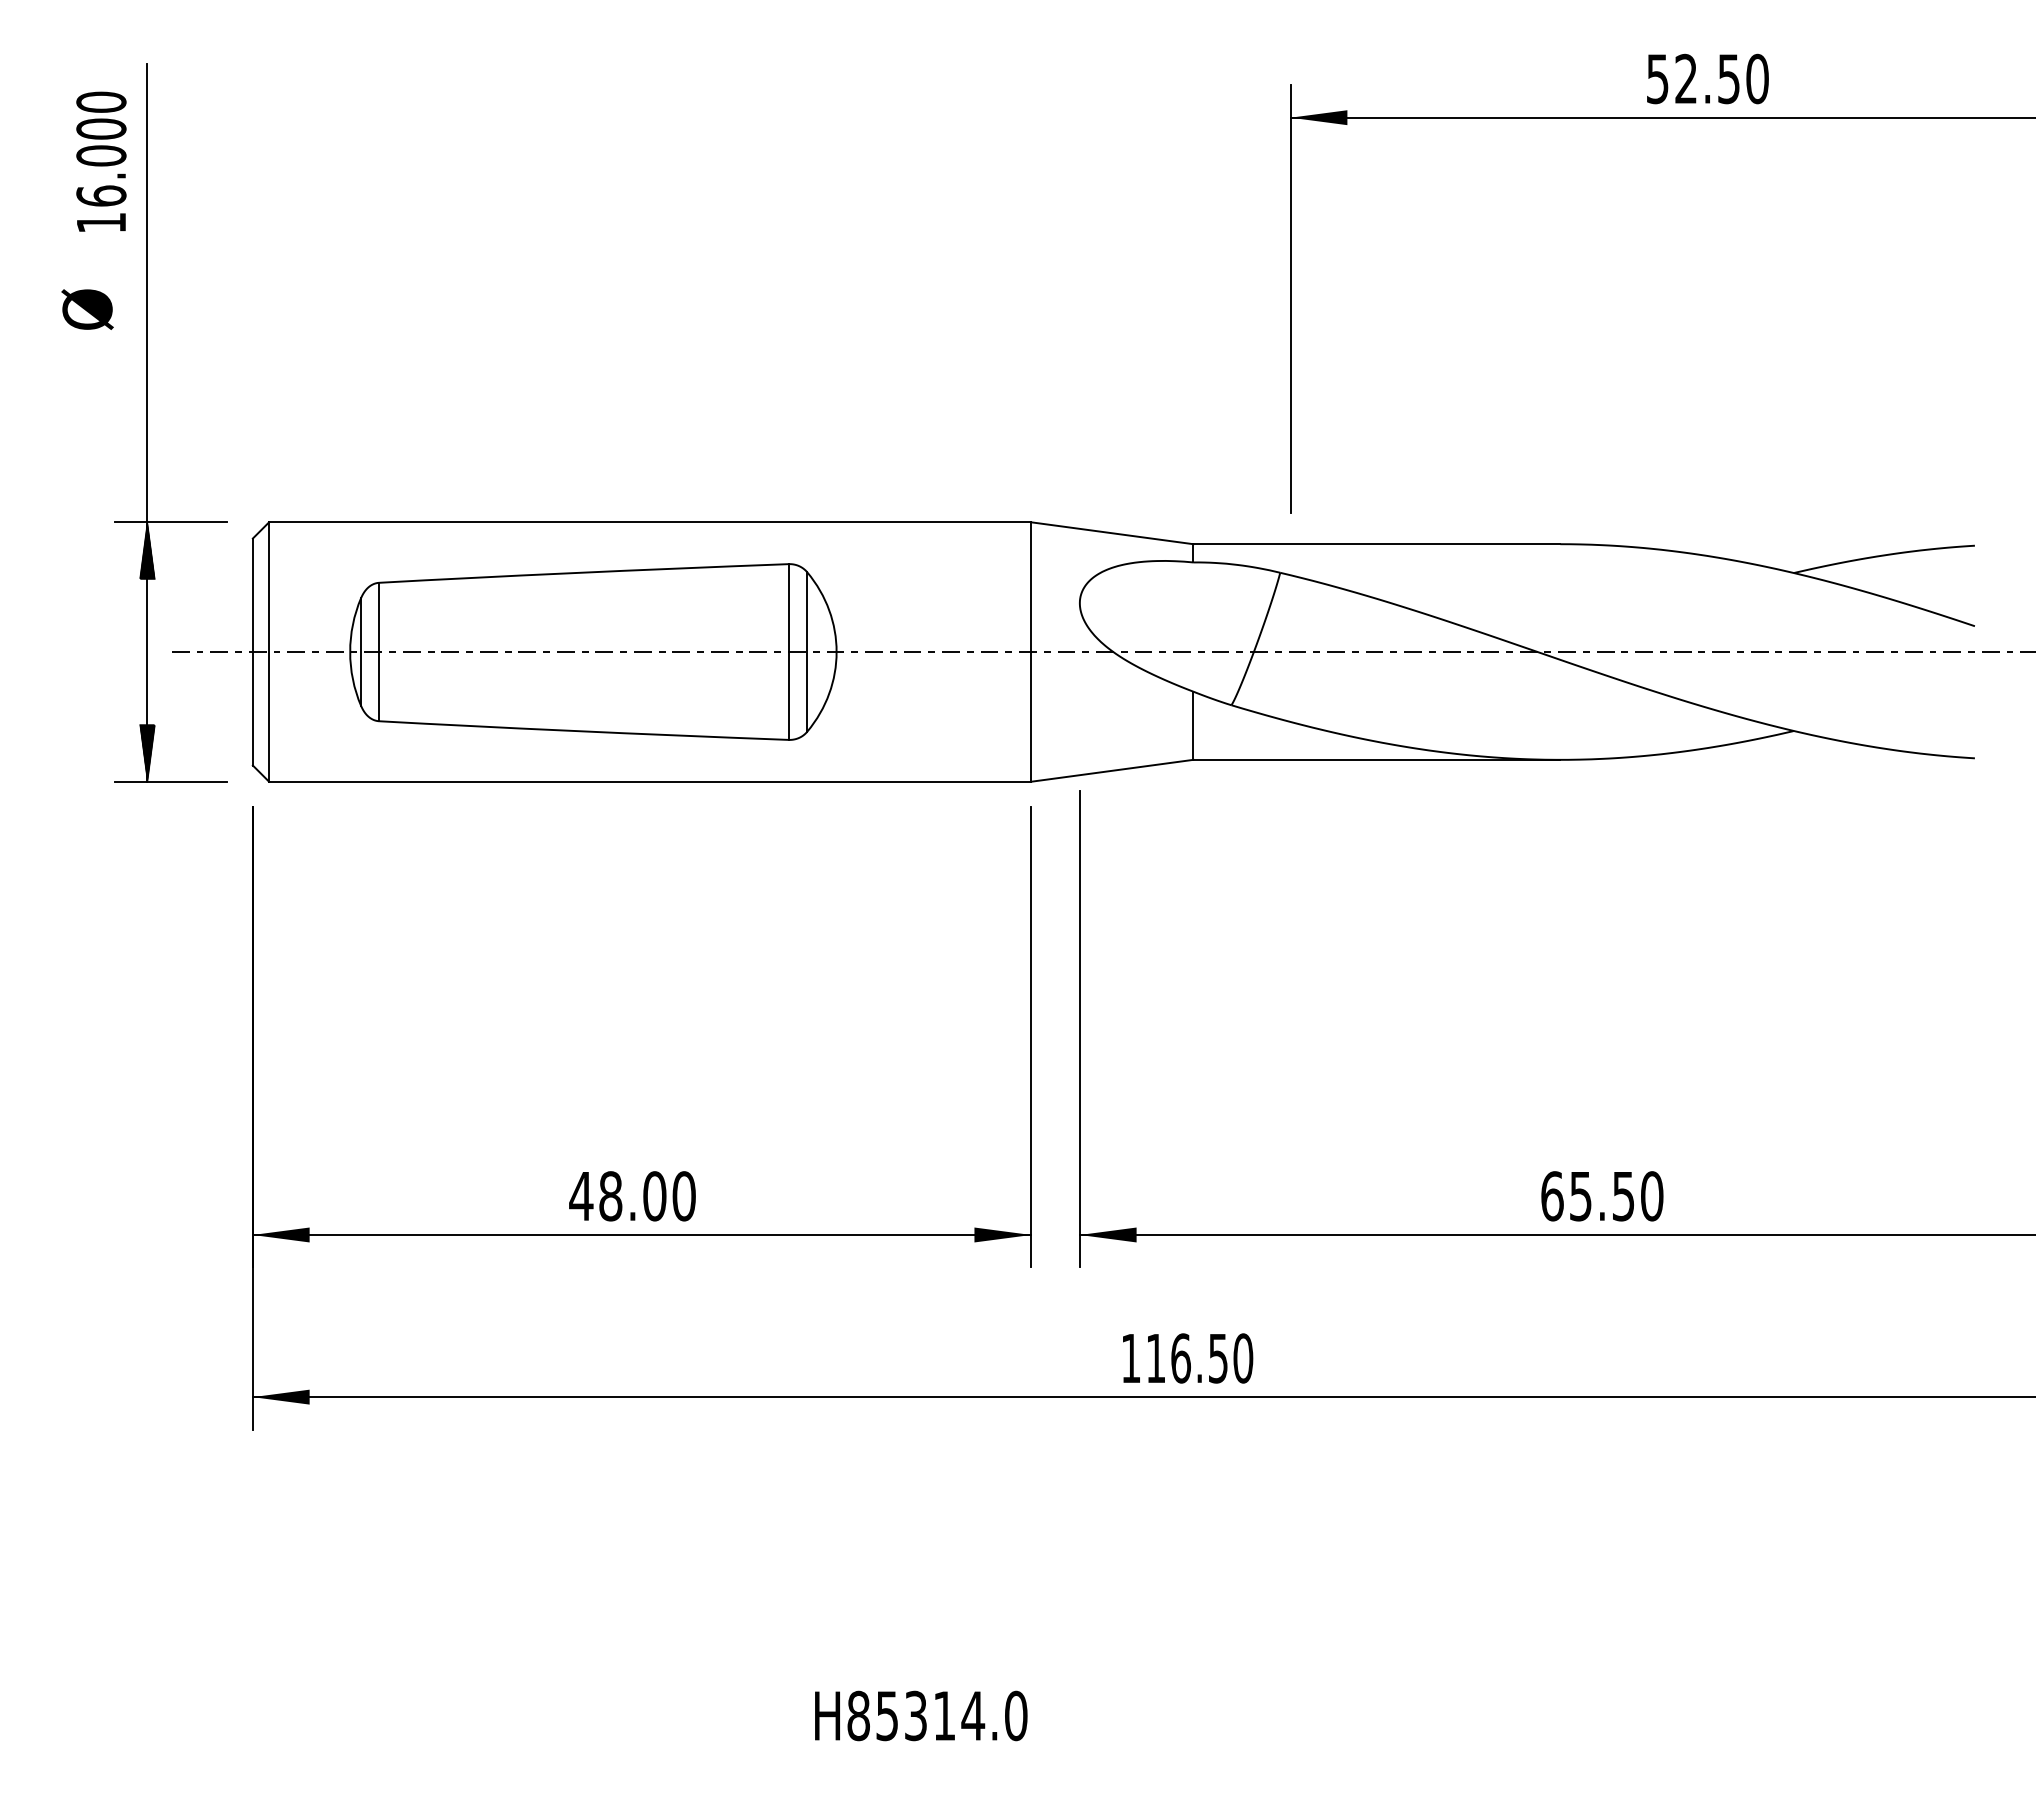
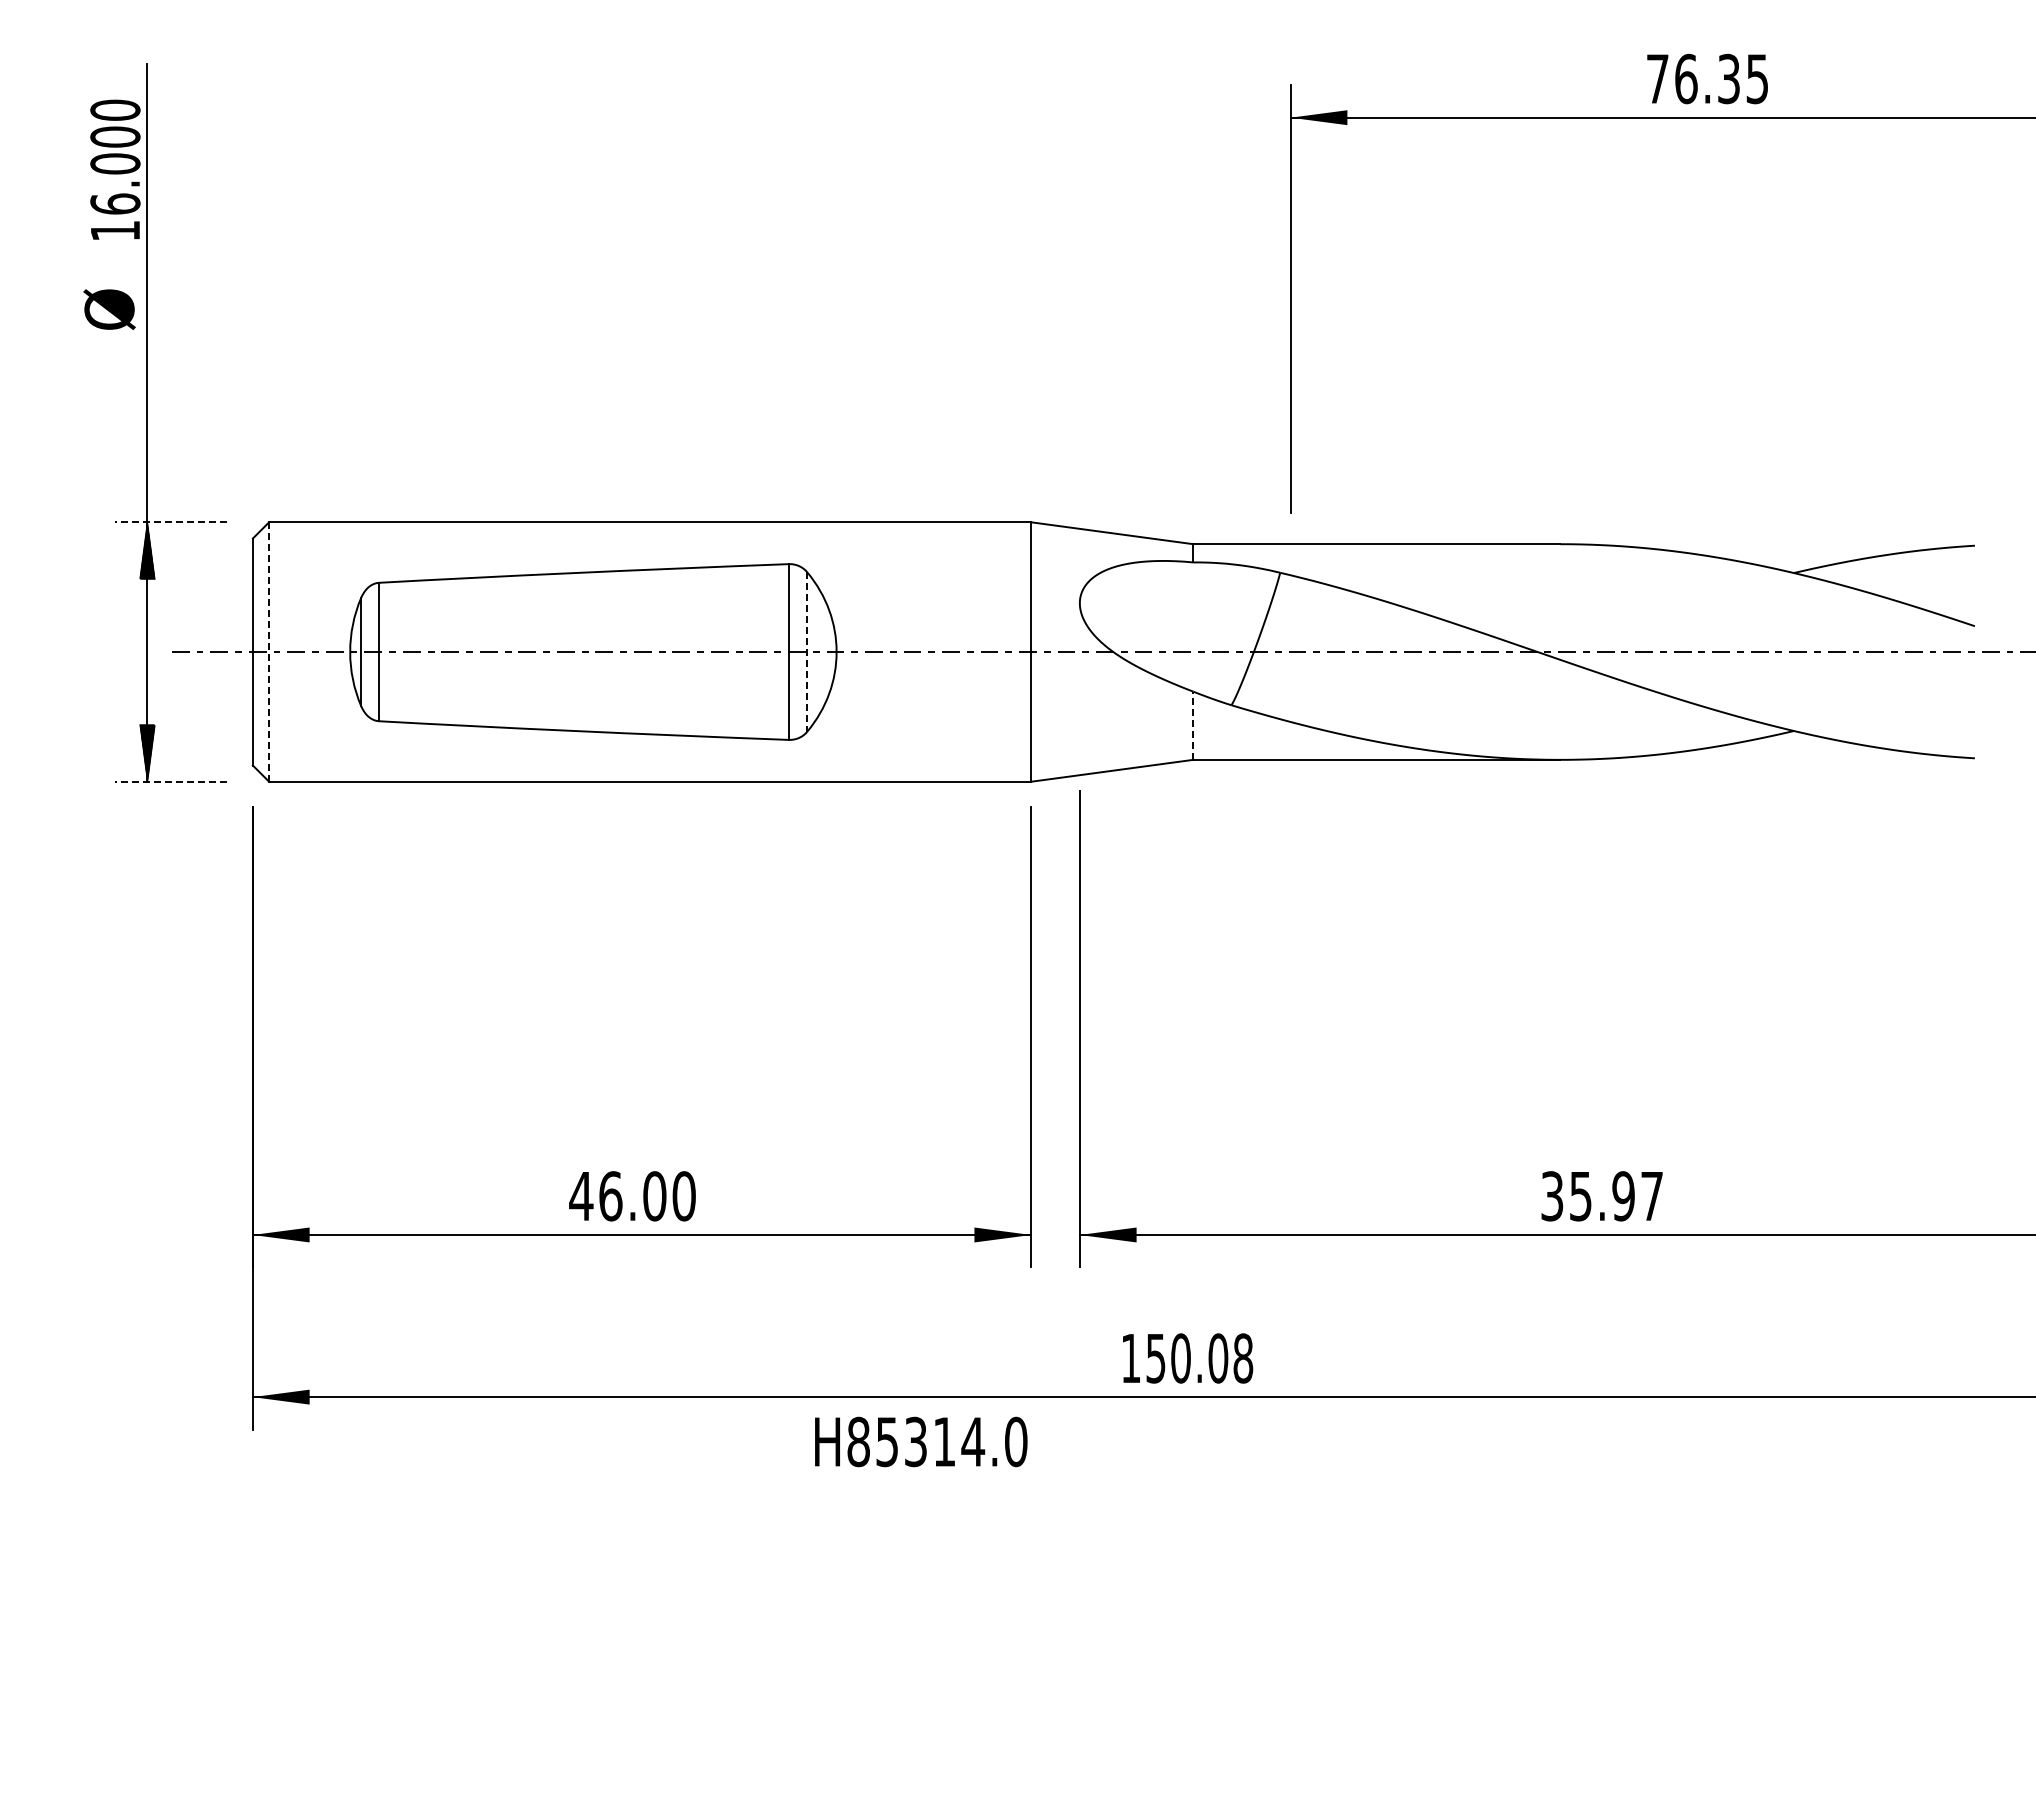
text: 52.50 -> 76.35 (1707, 78)
text position: (101, 161) -> (115, 169) (115, 169)
text position: (87, 309) -> (109, 309) (109, 309)
line: solid -> dashed (170, 522)
line: solid -> dashed (269, 652)
line: solid -> dashed (807, 652)
line: solid -> dashed (1193, 725)
line: solid -> dashed (170, 781)
text: 48.00 -> 46.00 (610, 1196)
text: 65.50 -> 35.97 (1602, 1196)
text: 116.50 -> 150.08 (1199, 1358)
text position: (921, 1715) -> (921, 1441) (921, 1441)
